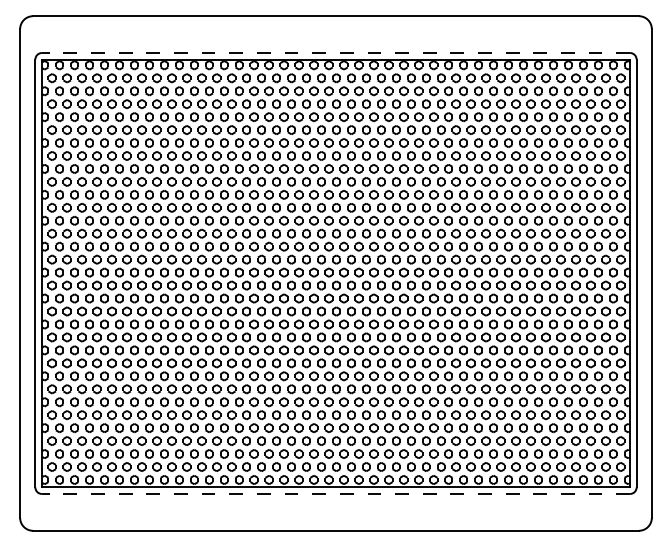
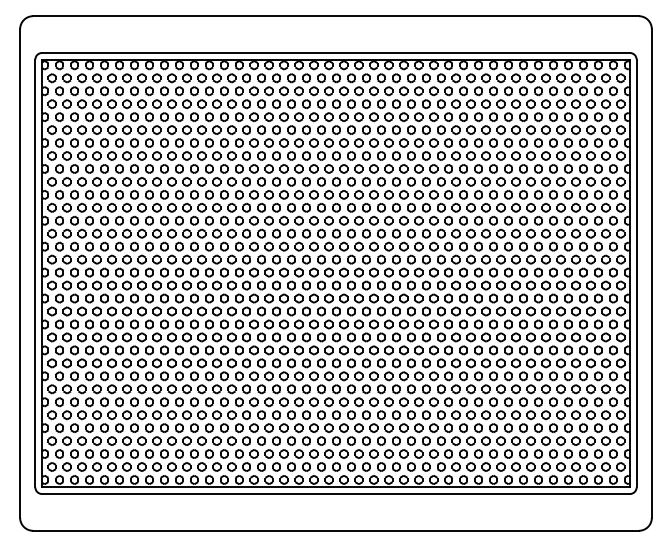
line: dashed -> solid (335, 53)
line: dashed -> solid (335, 493)
